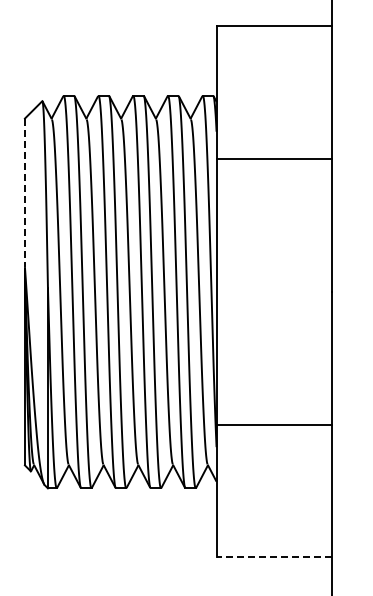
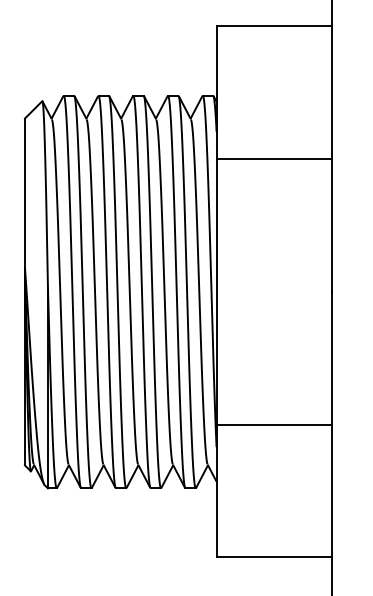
line: dashed -> solid (24, 193)
line: dashed -> solid (273, 557)
